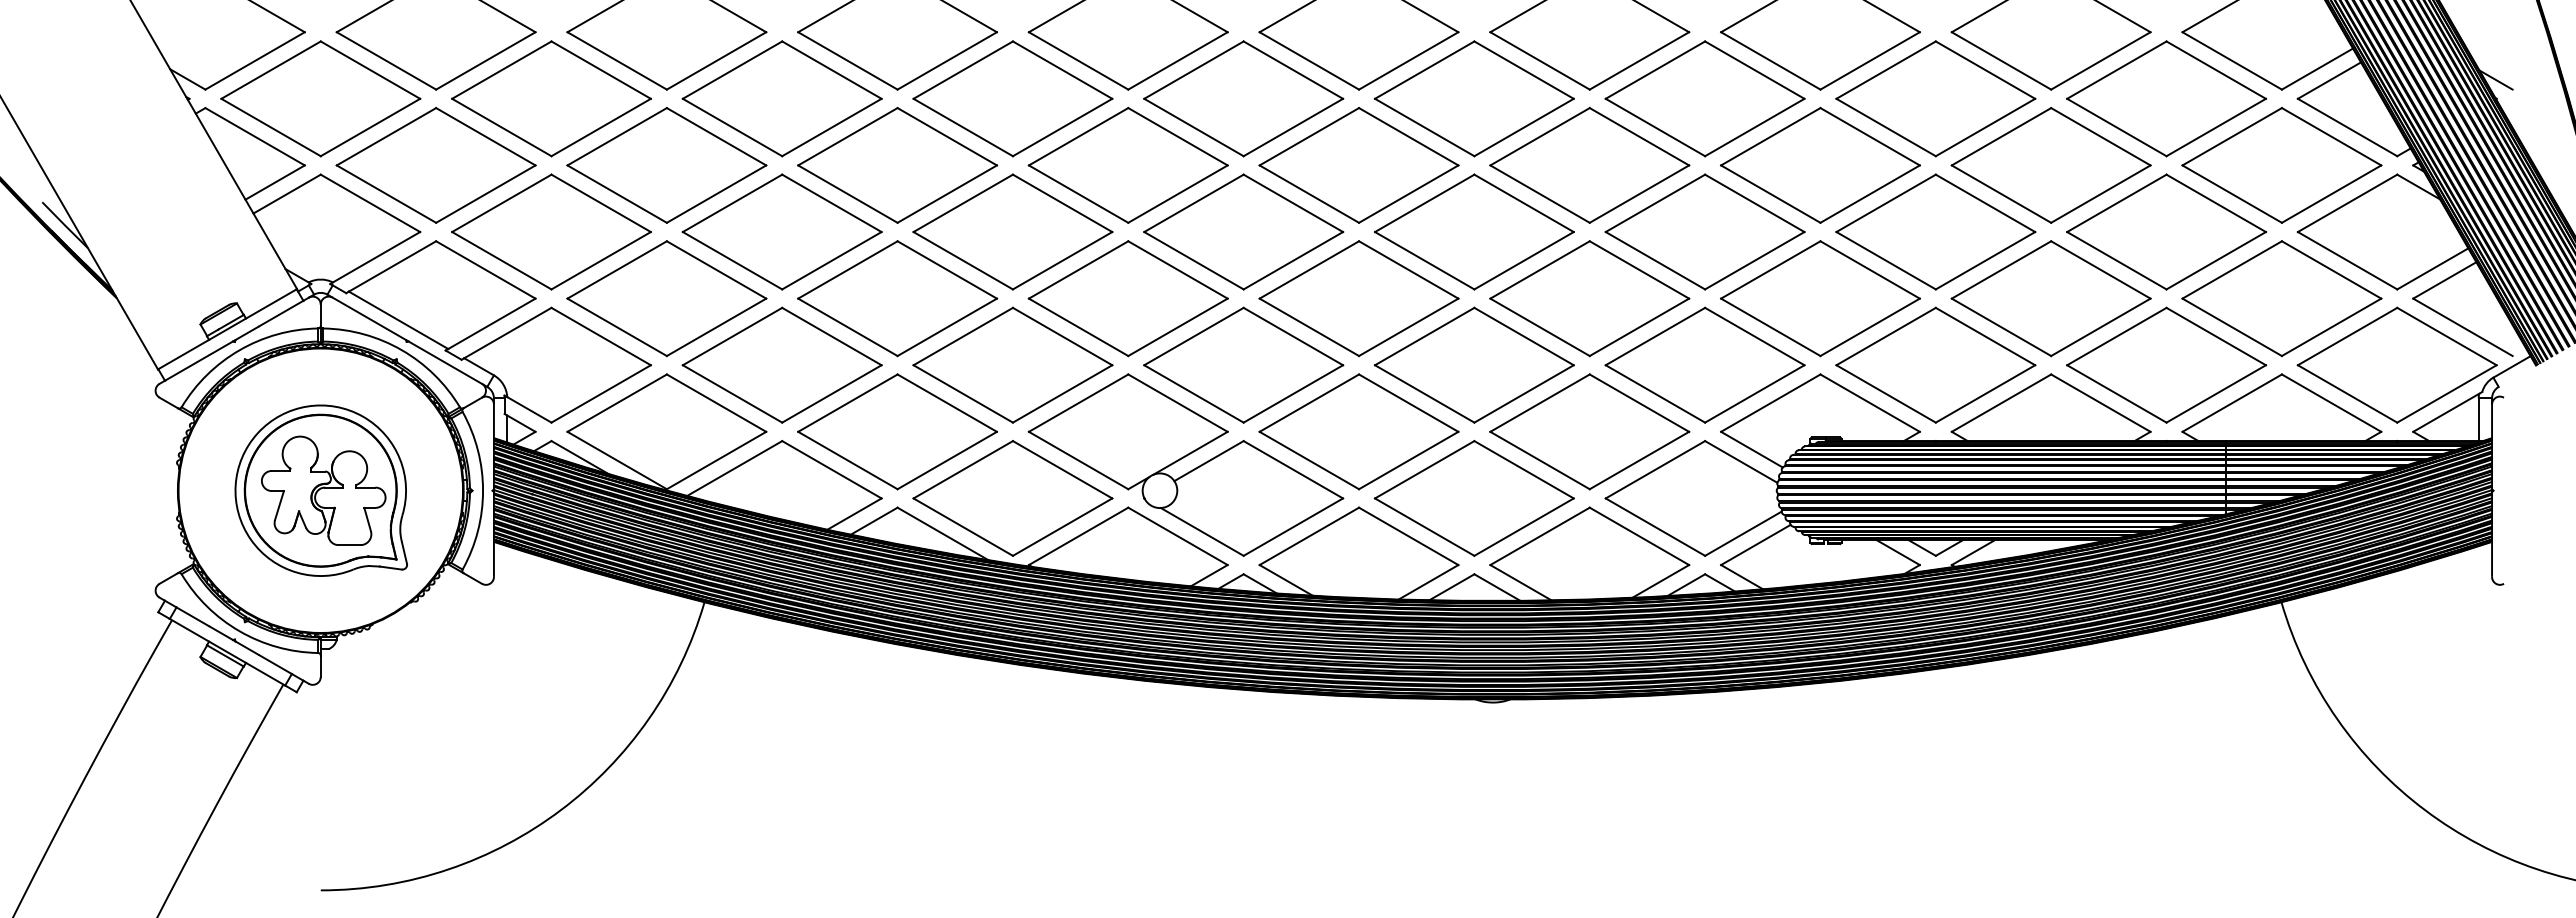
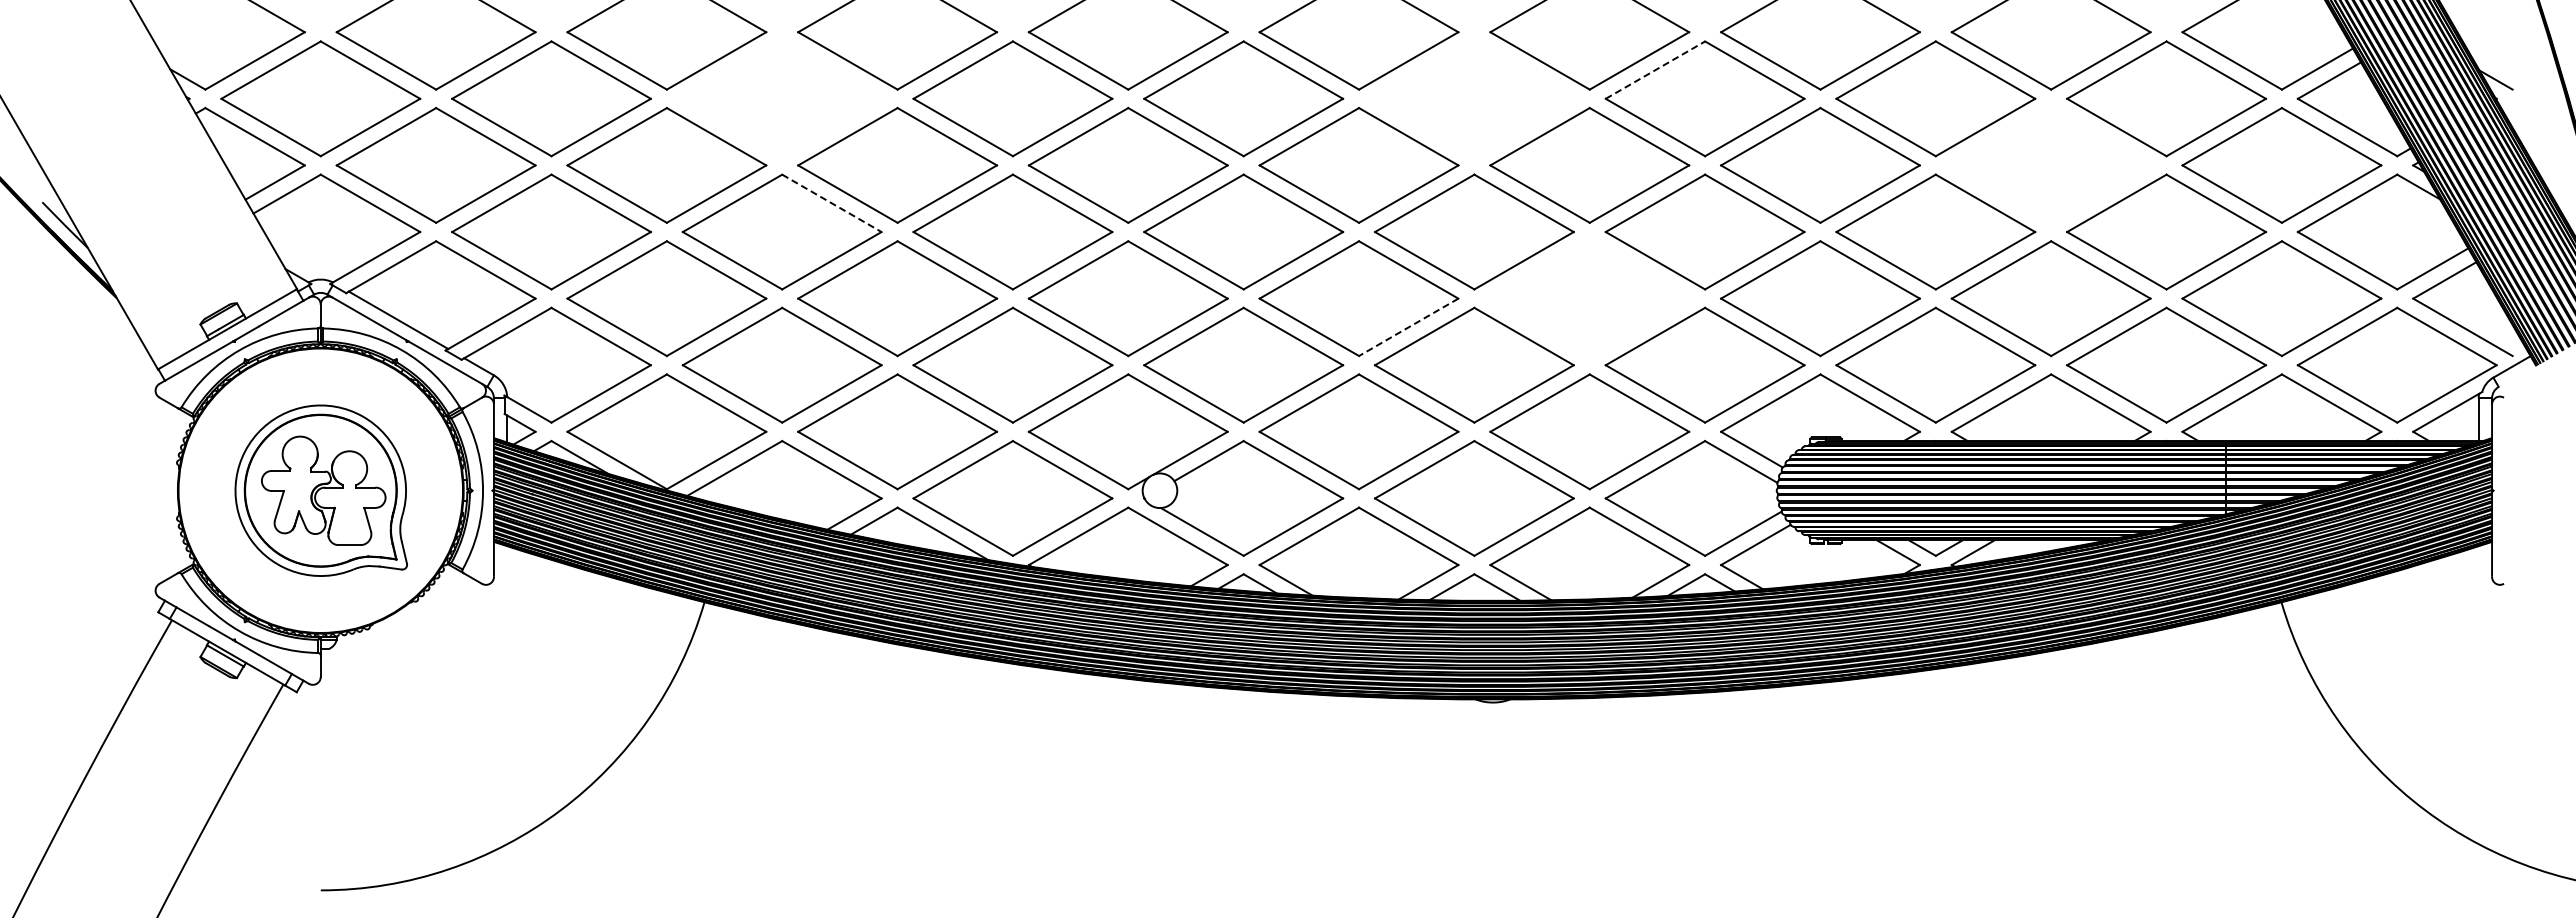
line: solid -> dashed (1655, 69)
part: present -> none (781, 98)
part: present -> none (1474, 98)
part: present -> none (2050, 165)
line: solid -> dashed (832, 203)
part: present -> none (1589, 298)
line: solid -> dashed (1408, 327)
